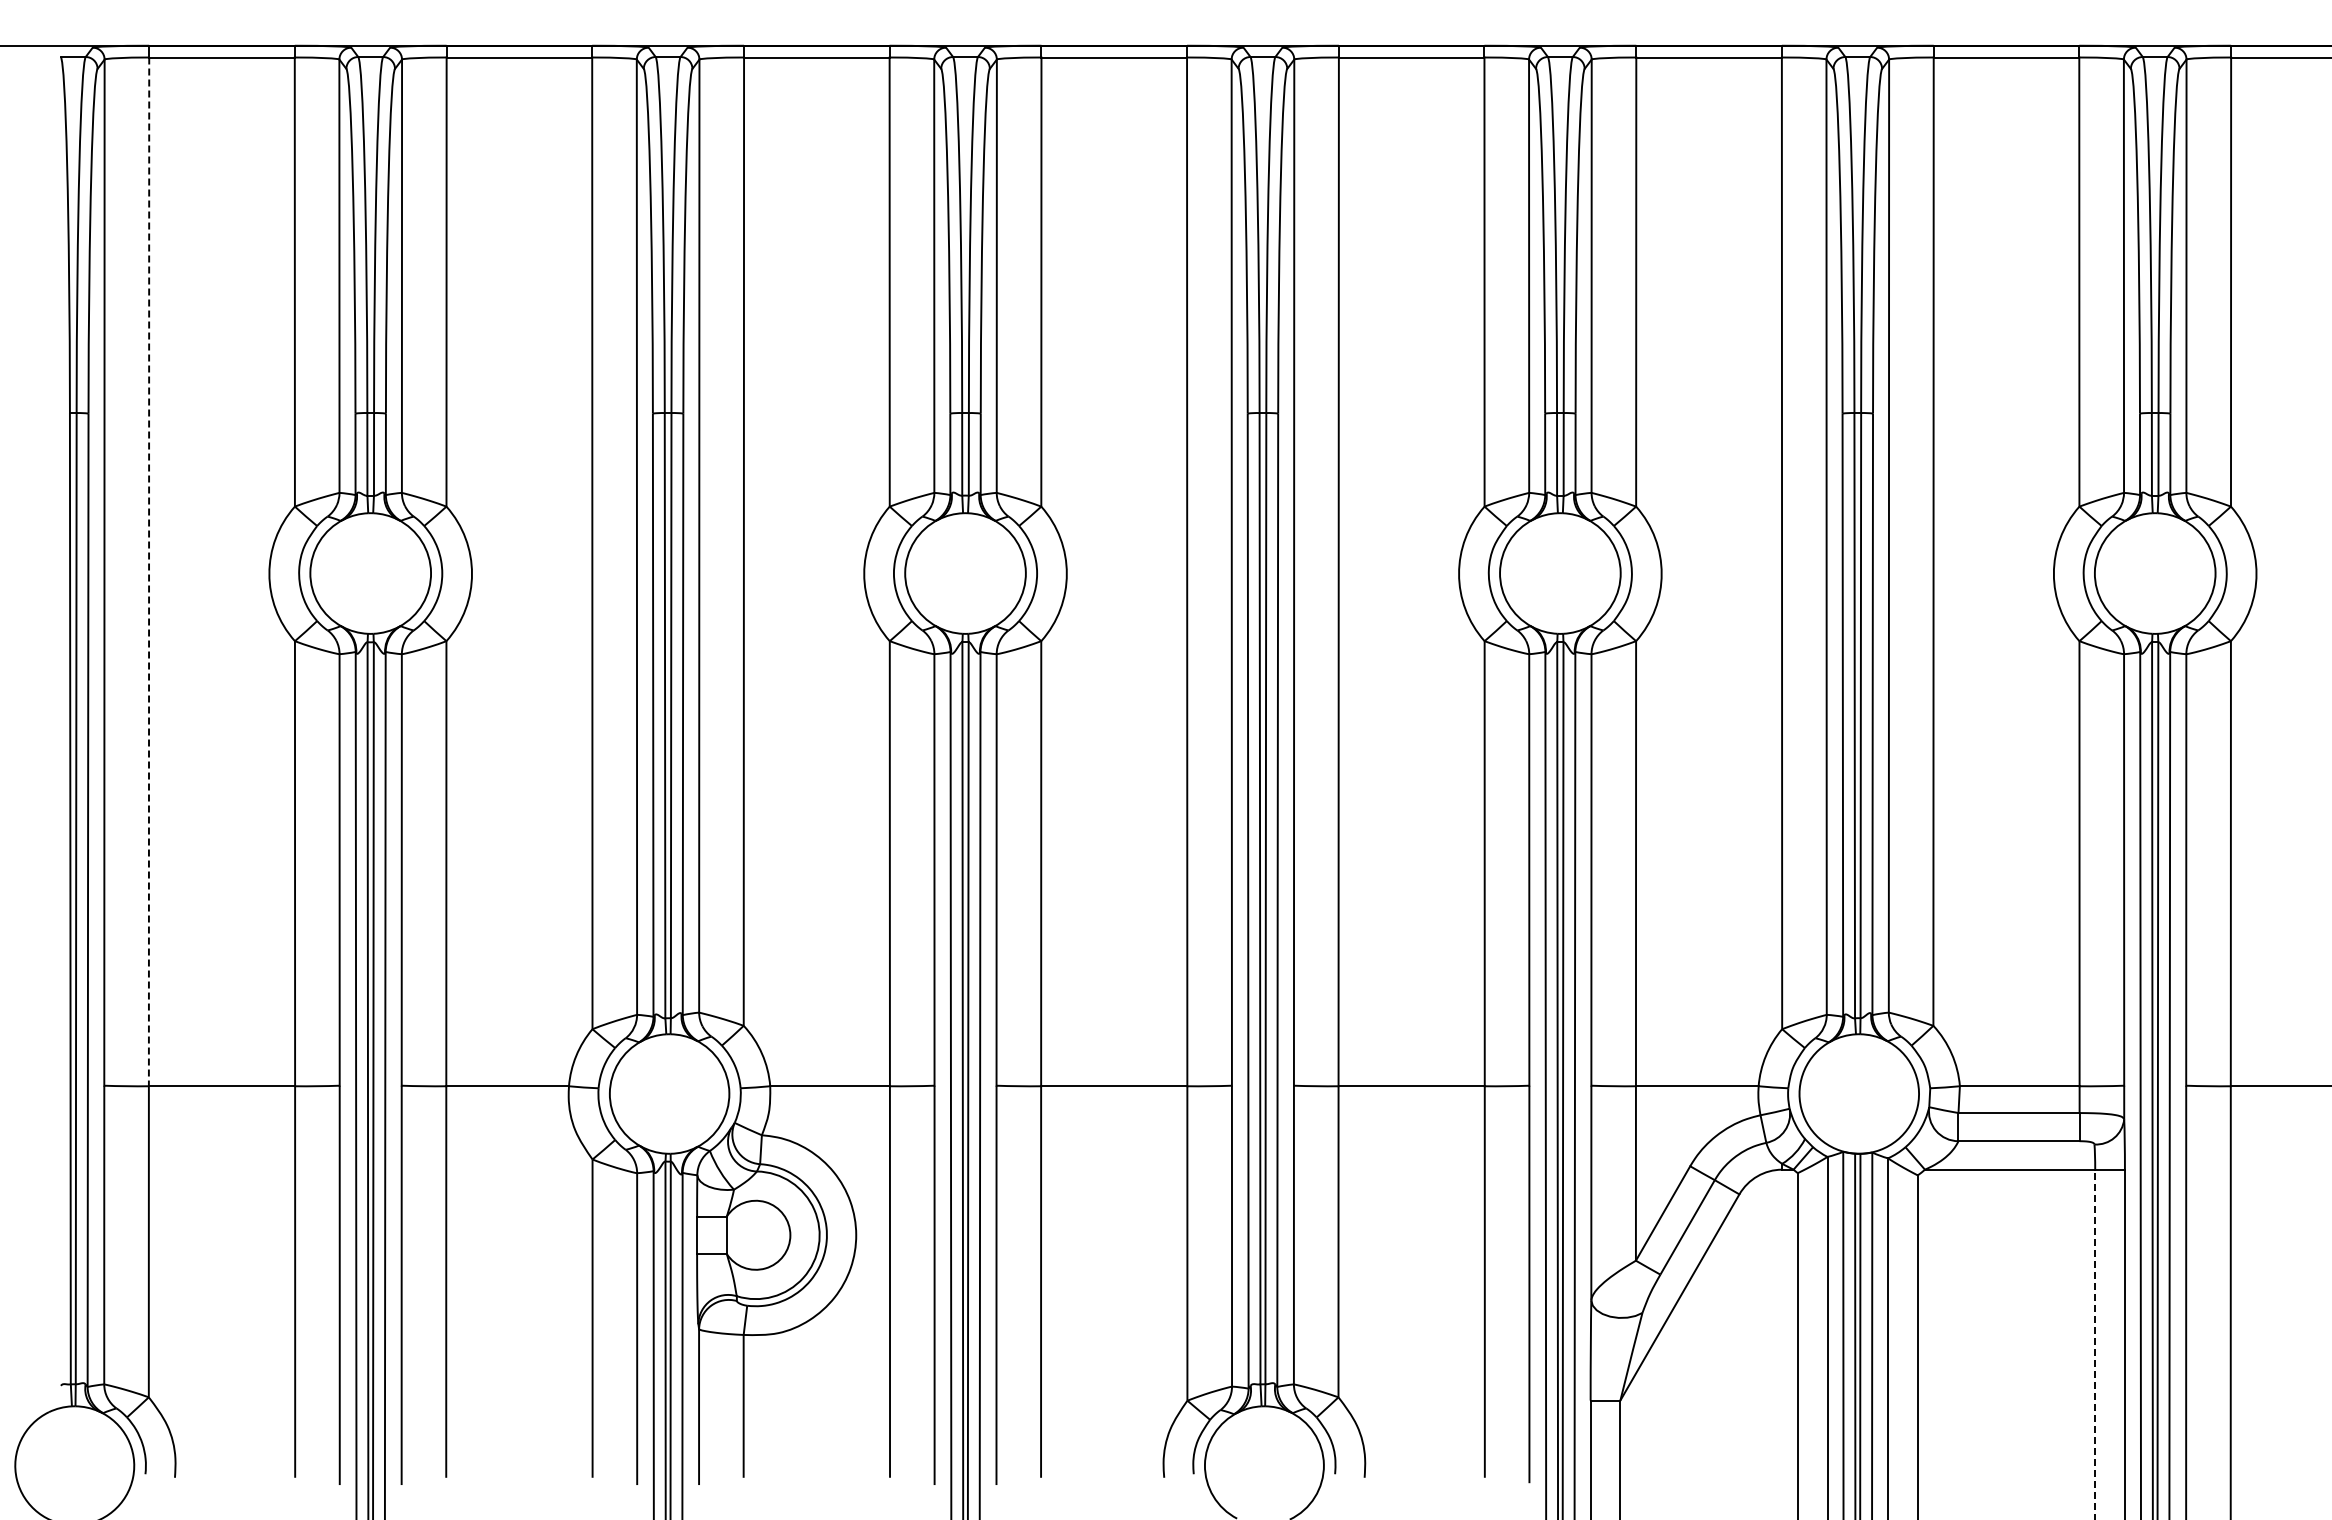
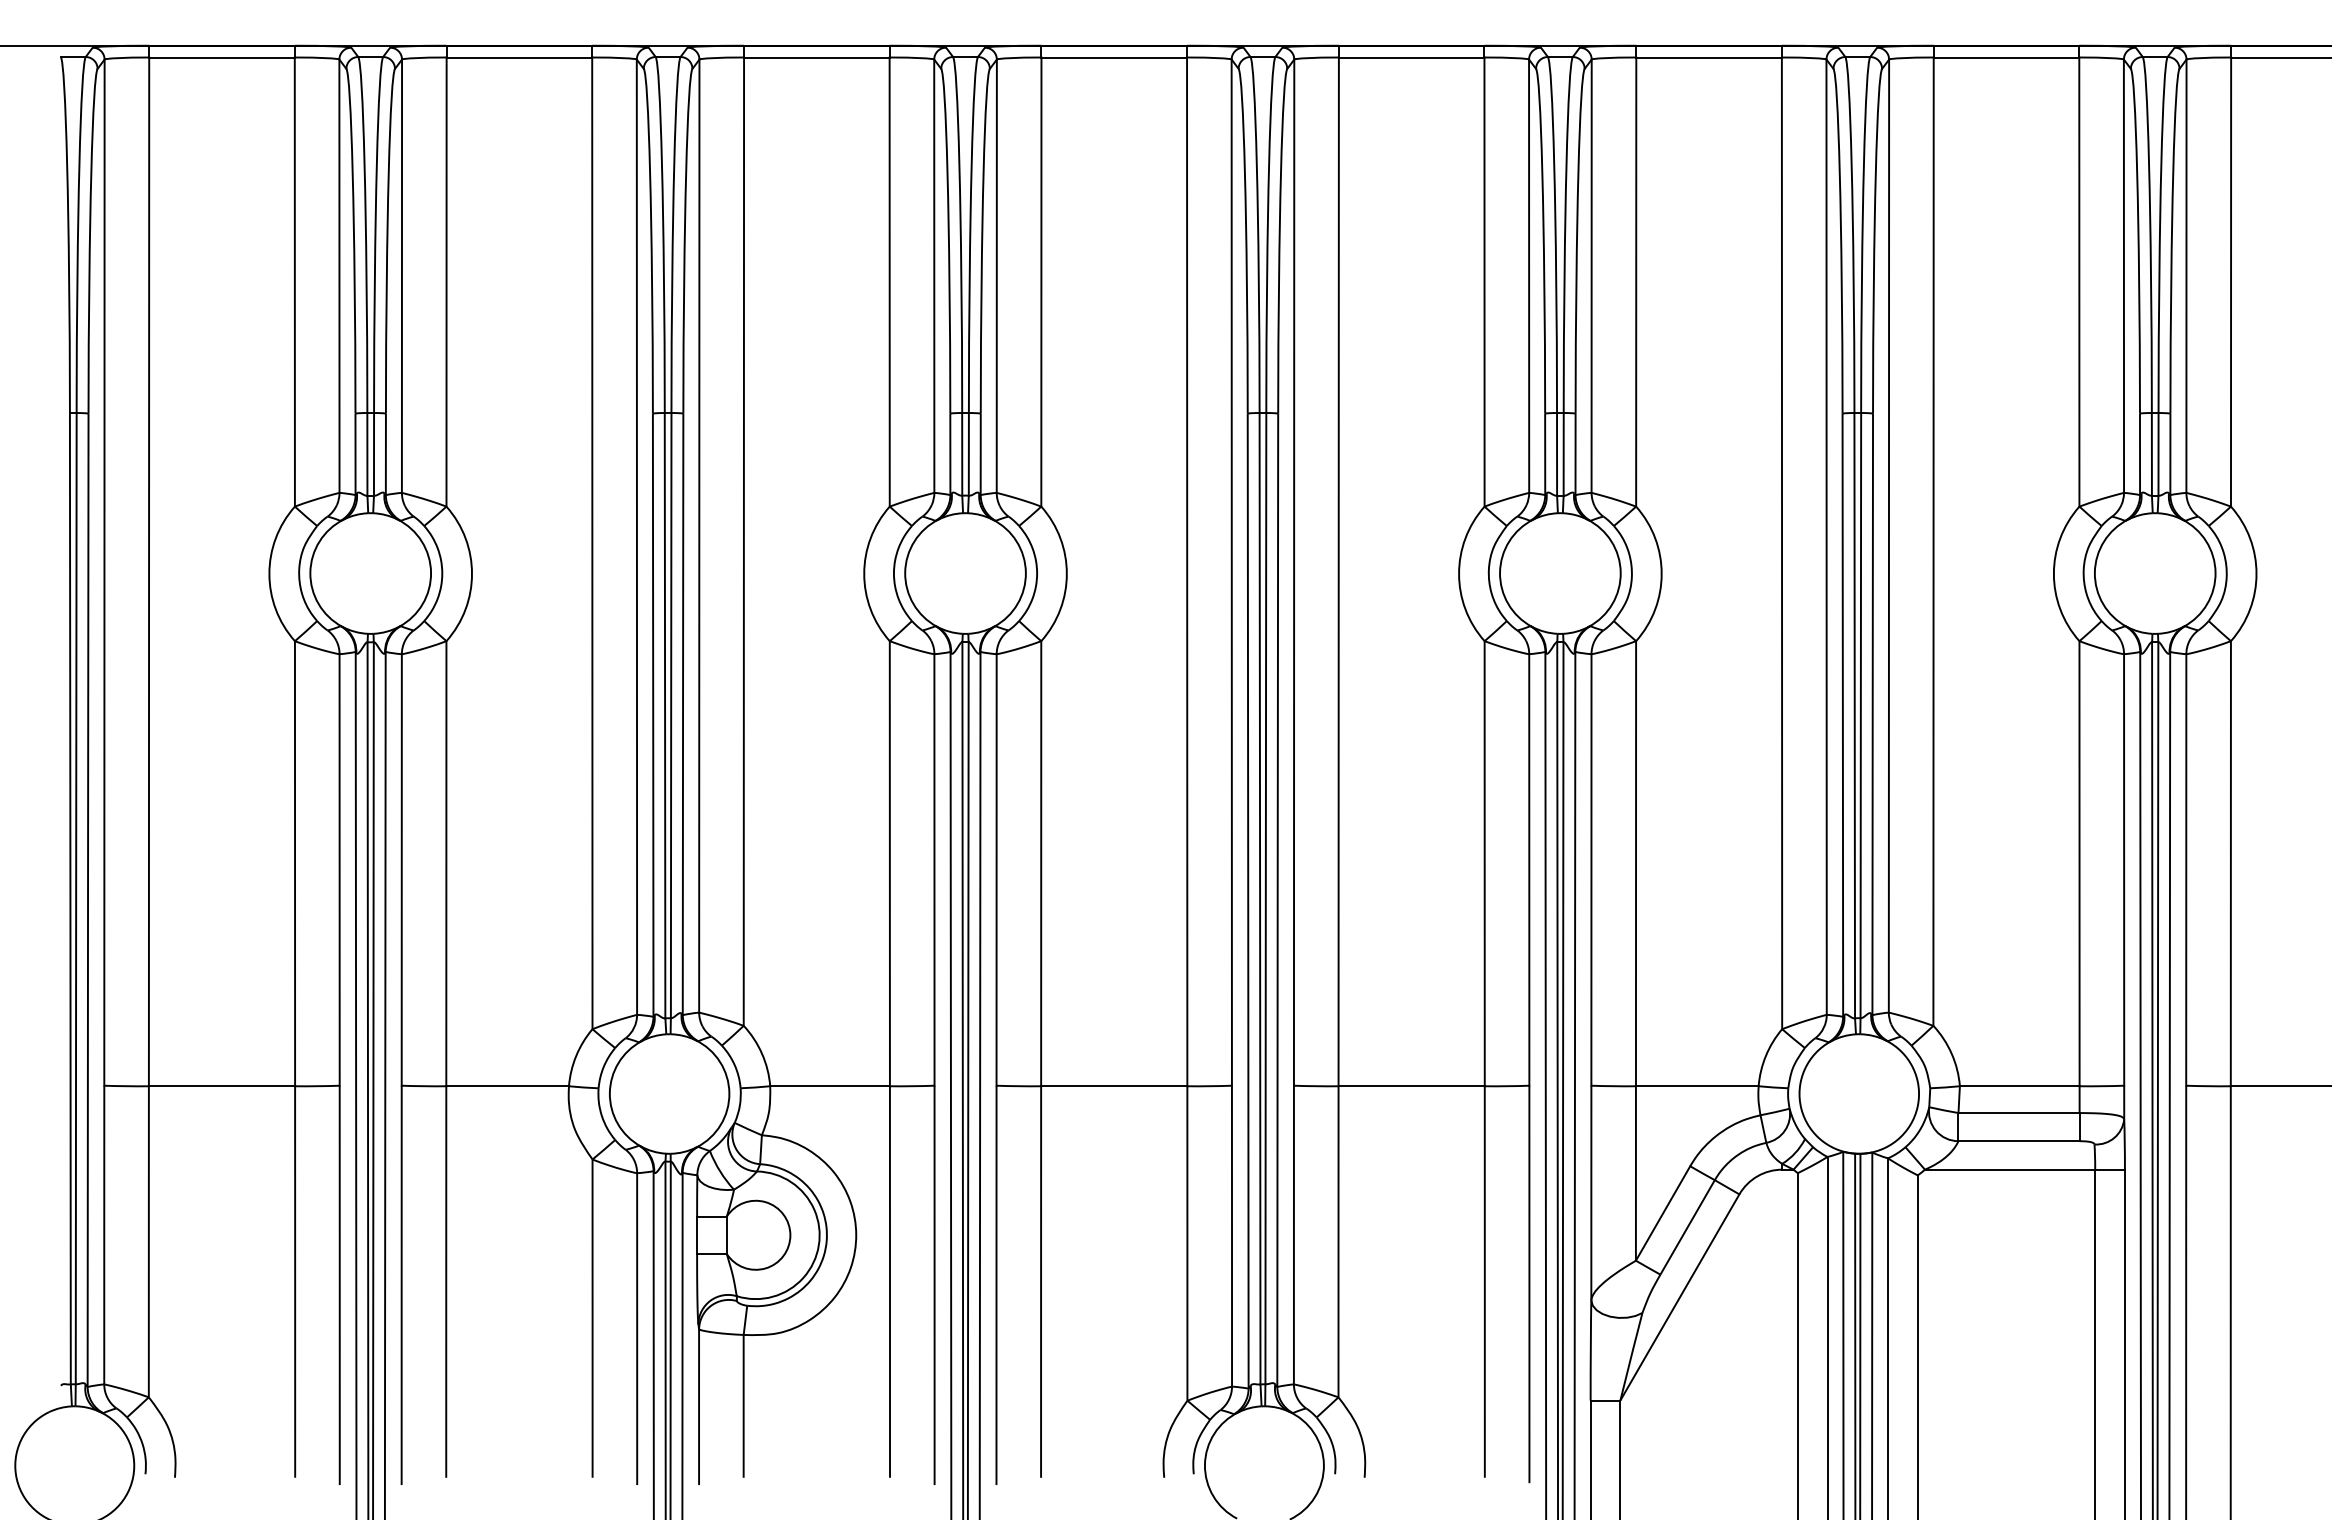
line: dashed -> solid (149, 572)
line: dashed -> solid (2095, 1344)
